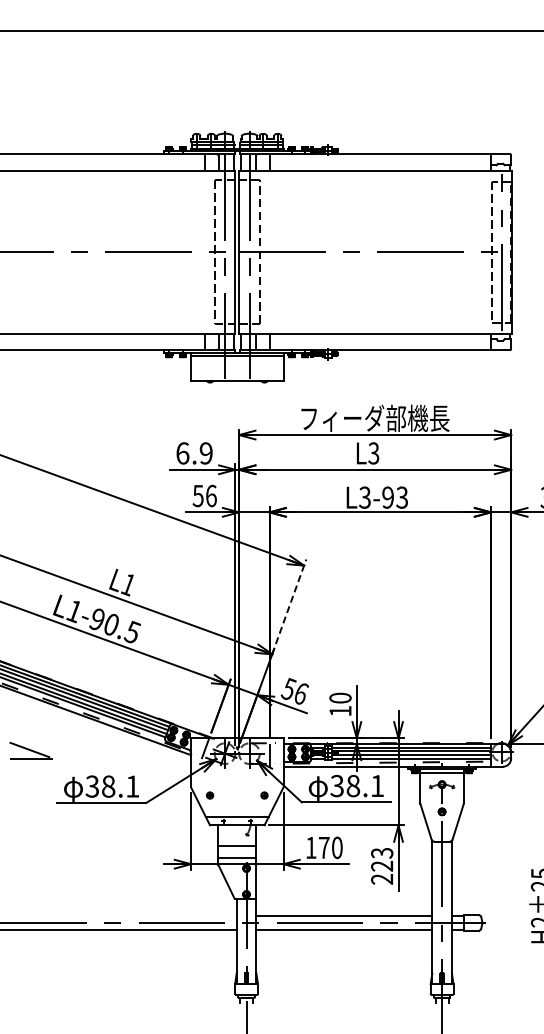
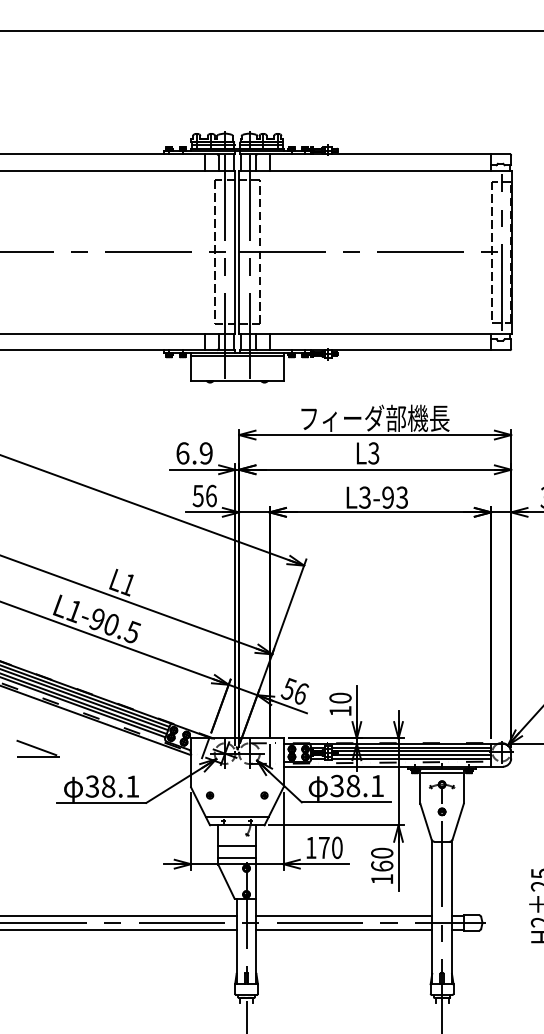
line: dashed -> solid (289, 606)
part position: (30, 750) -> (37, 748) (37, 748)
text: 223 -> 160 (382, 865)
line: none -> present (119, 916)
